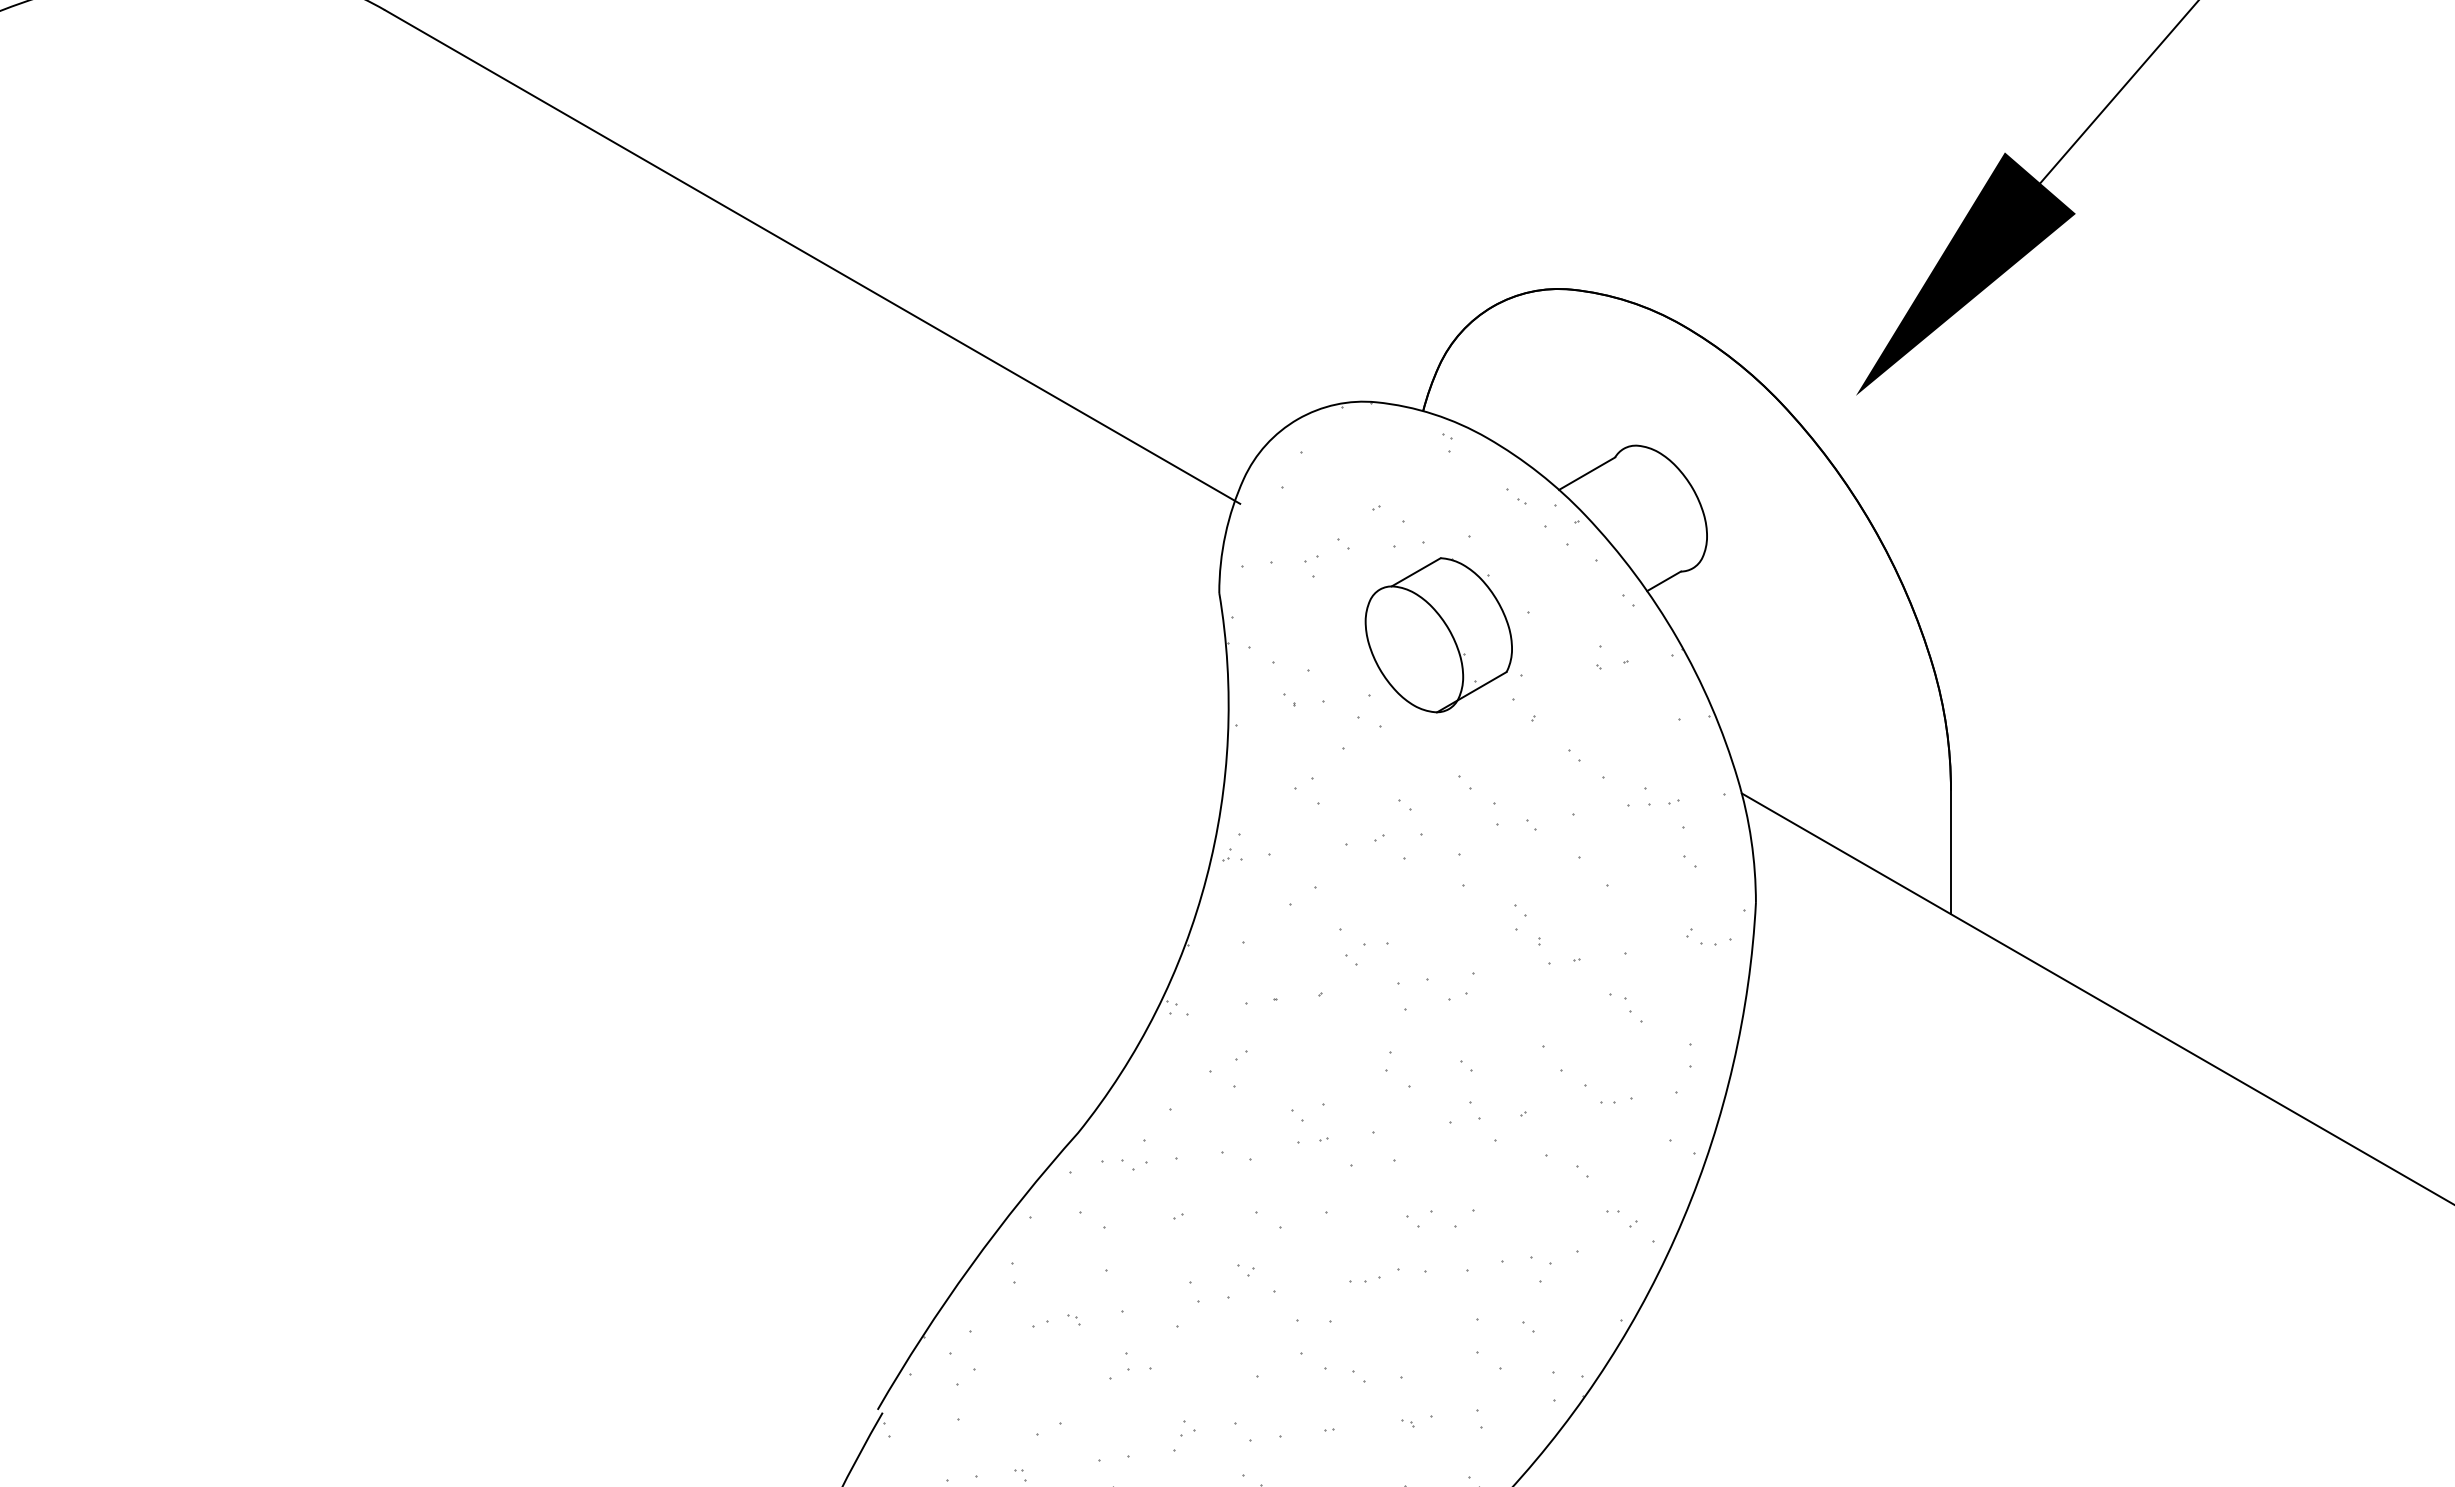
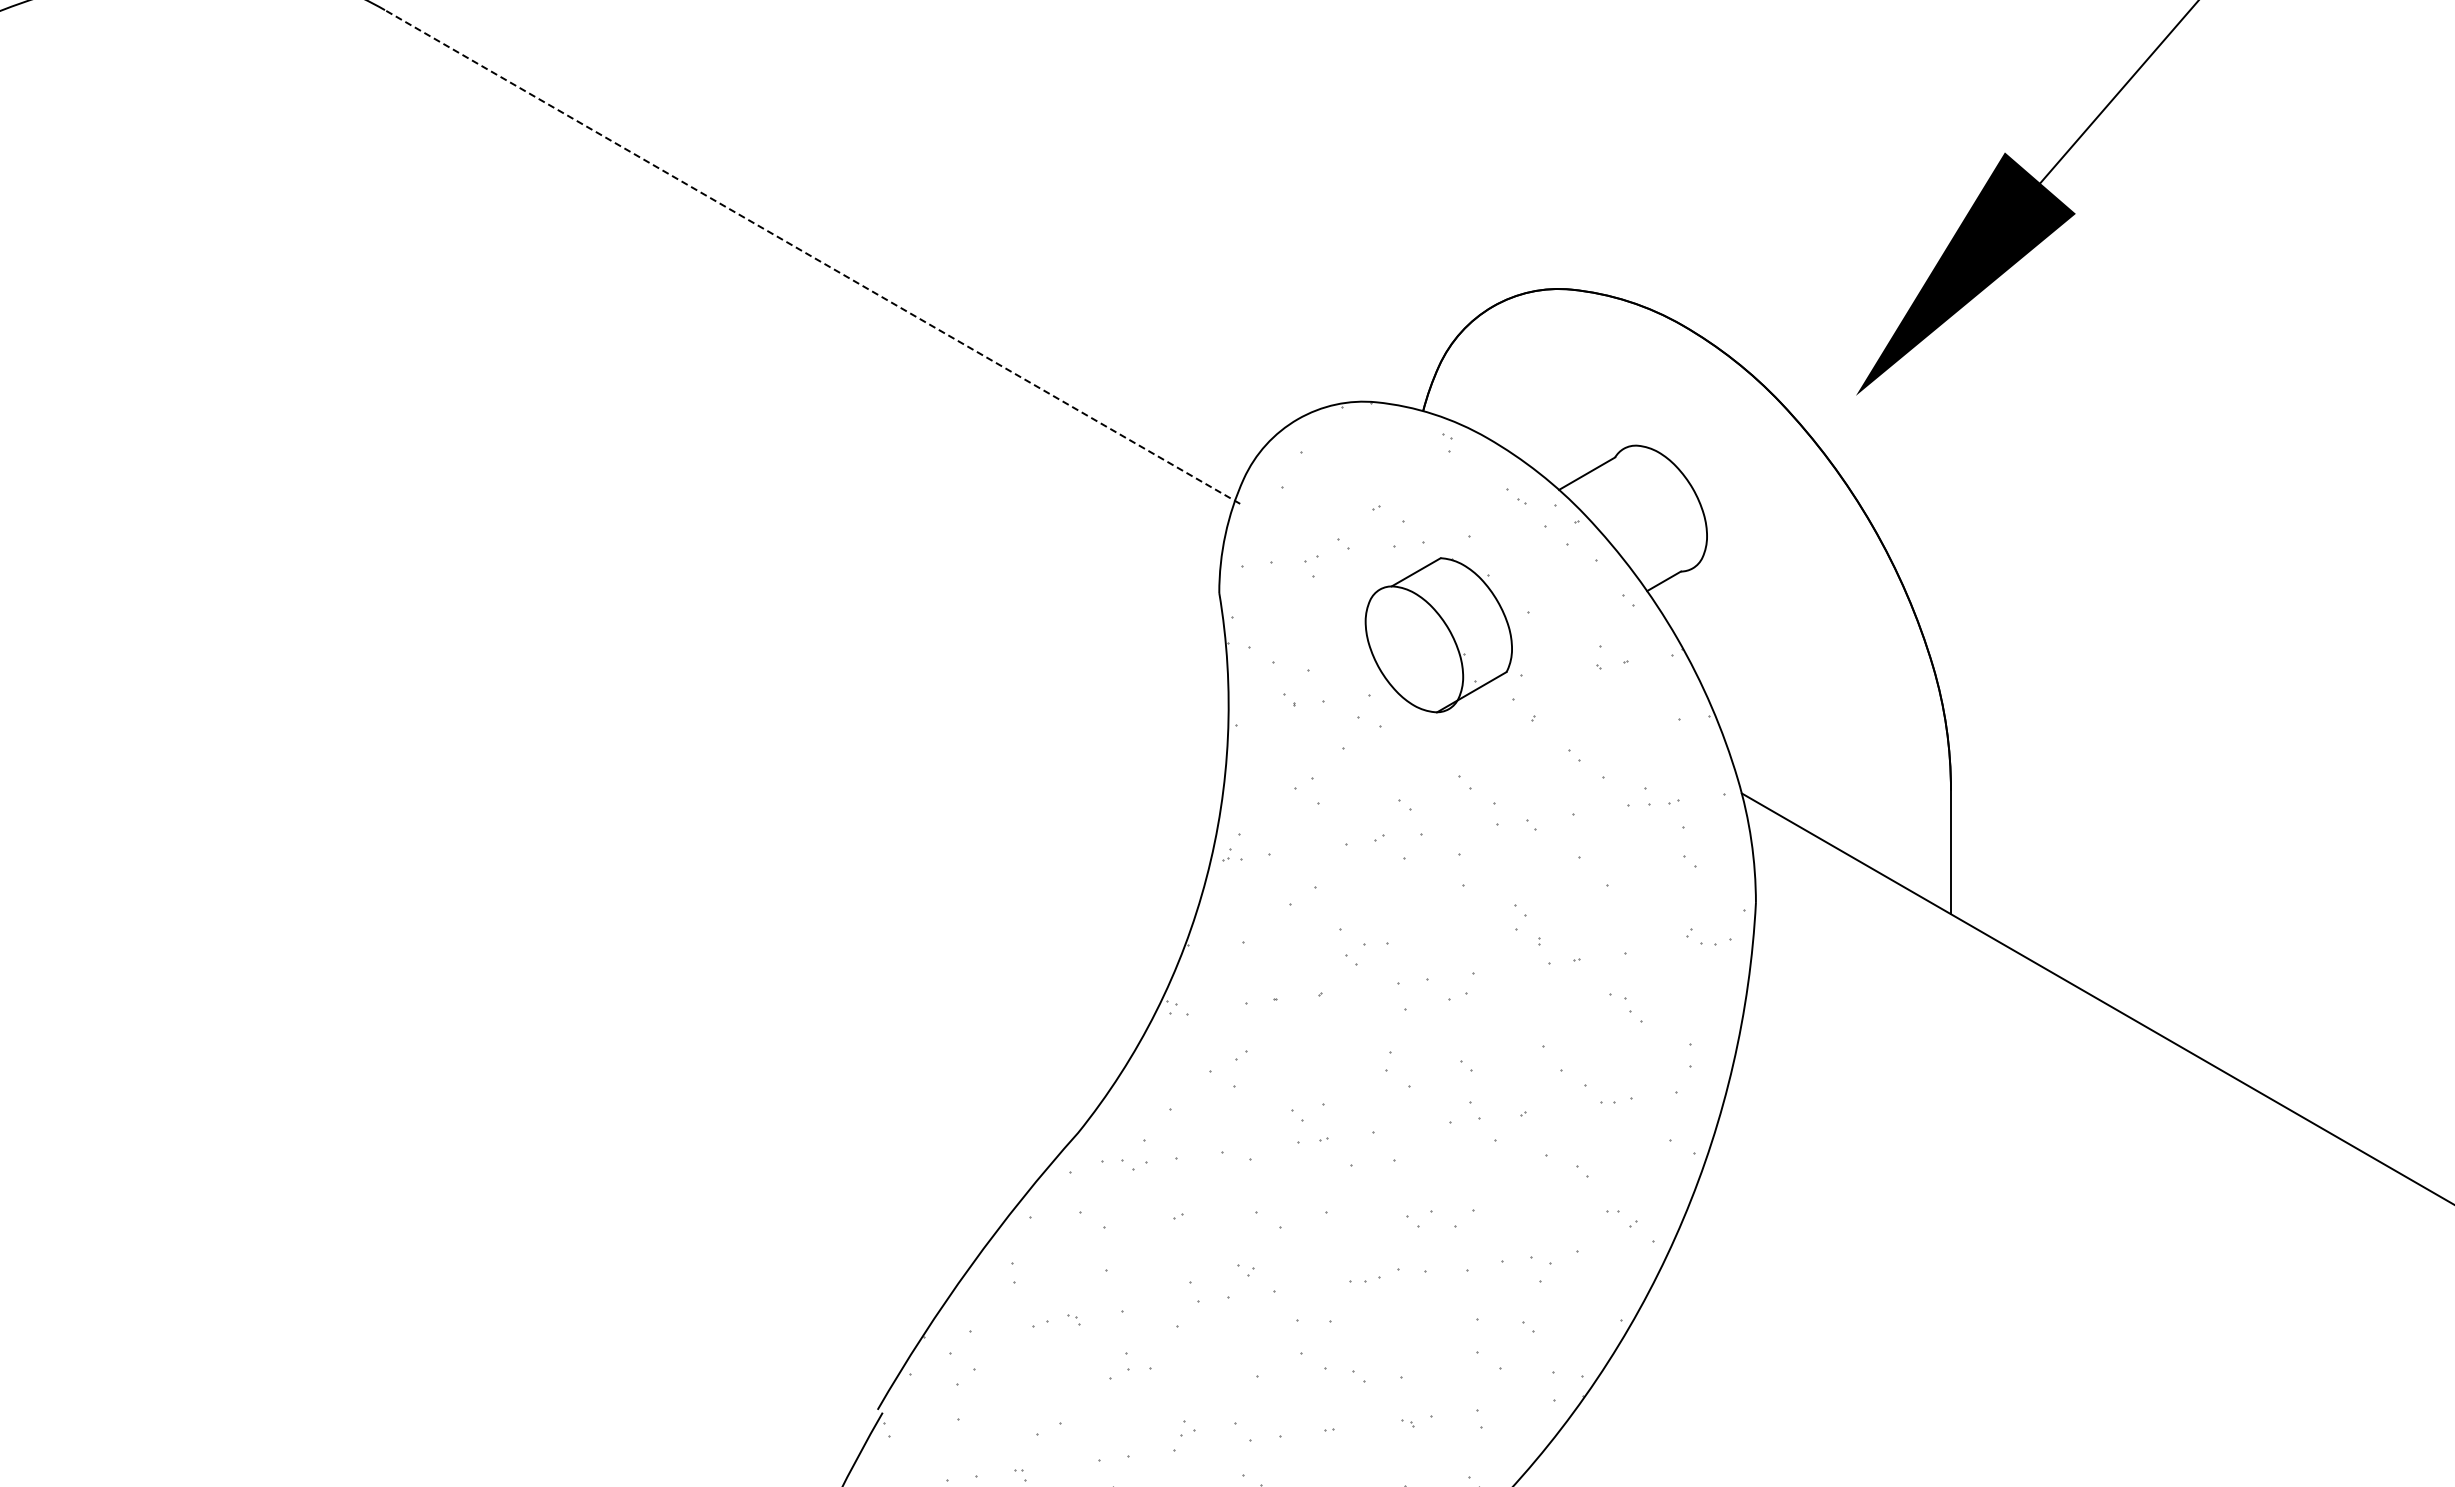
line: solid -> dashed (812, 257)
